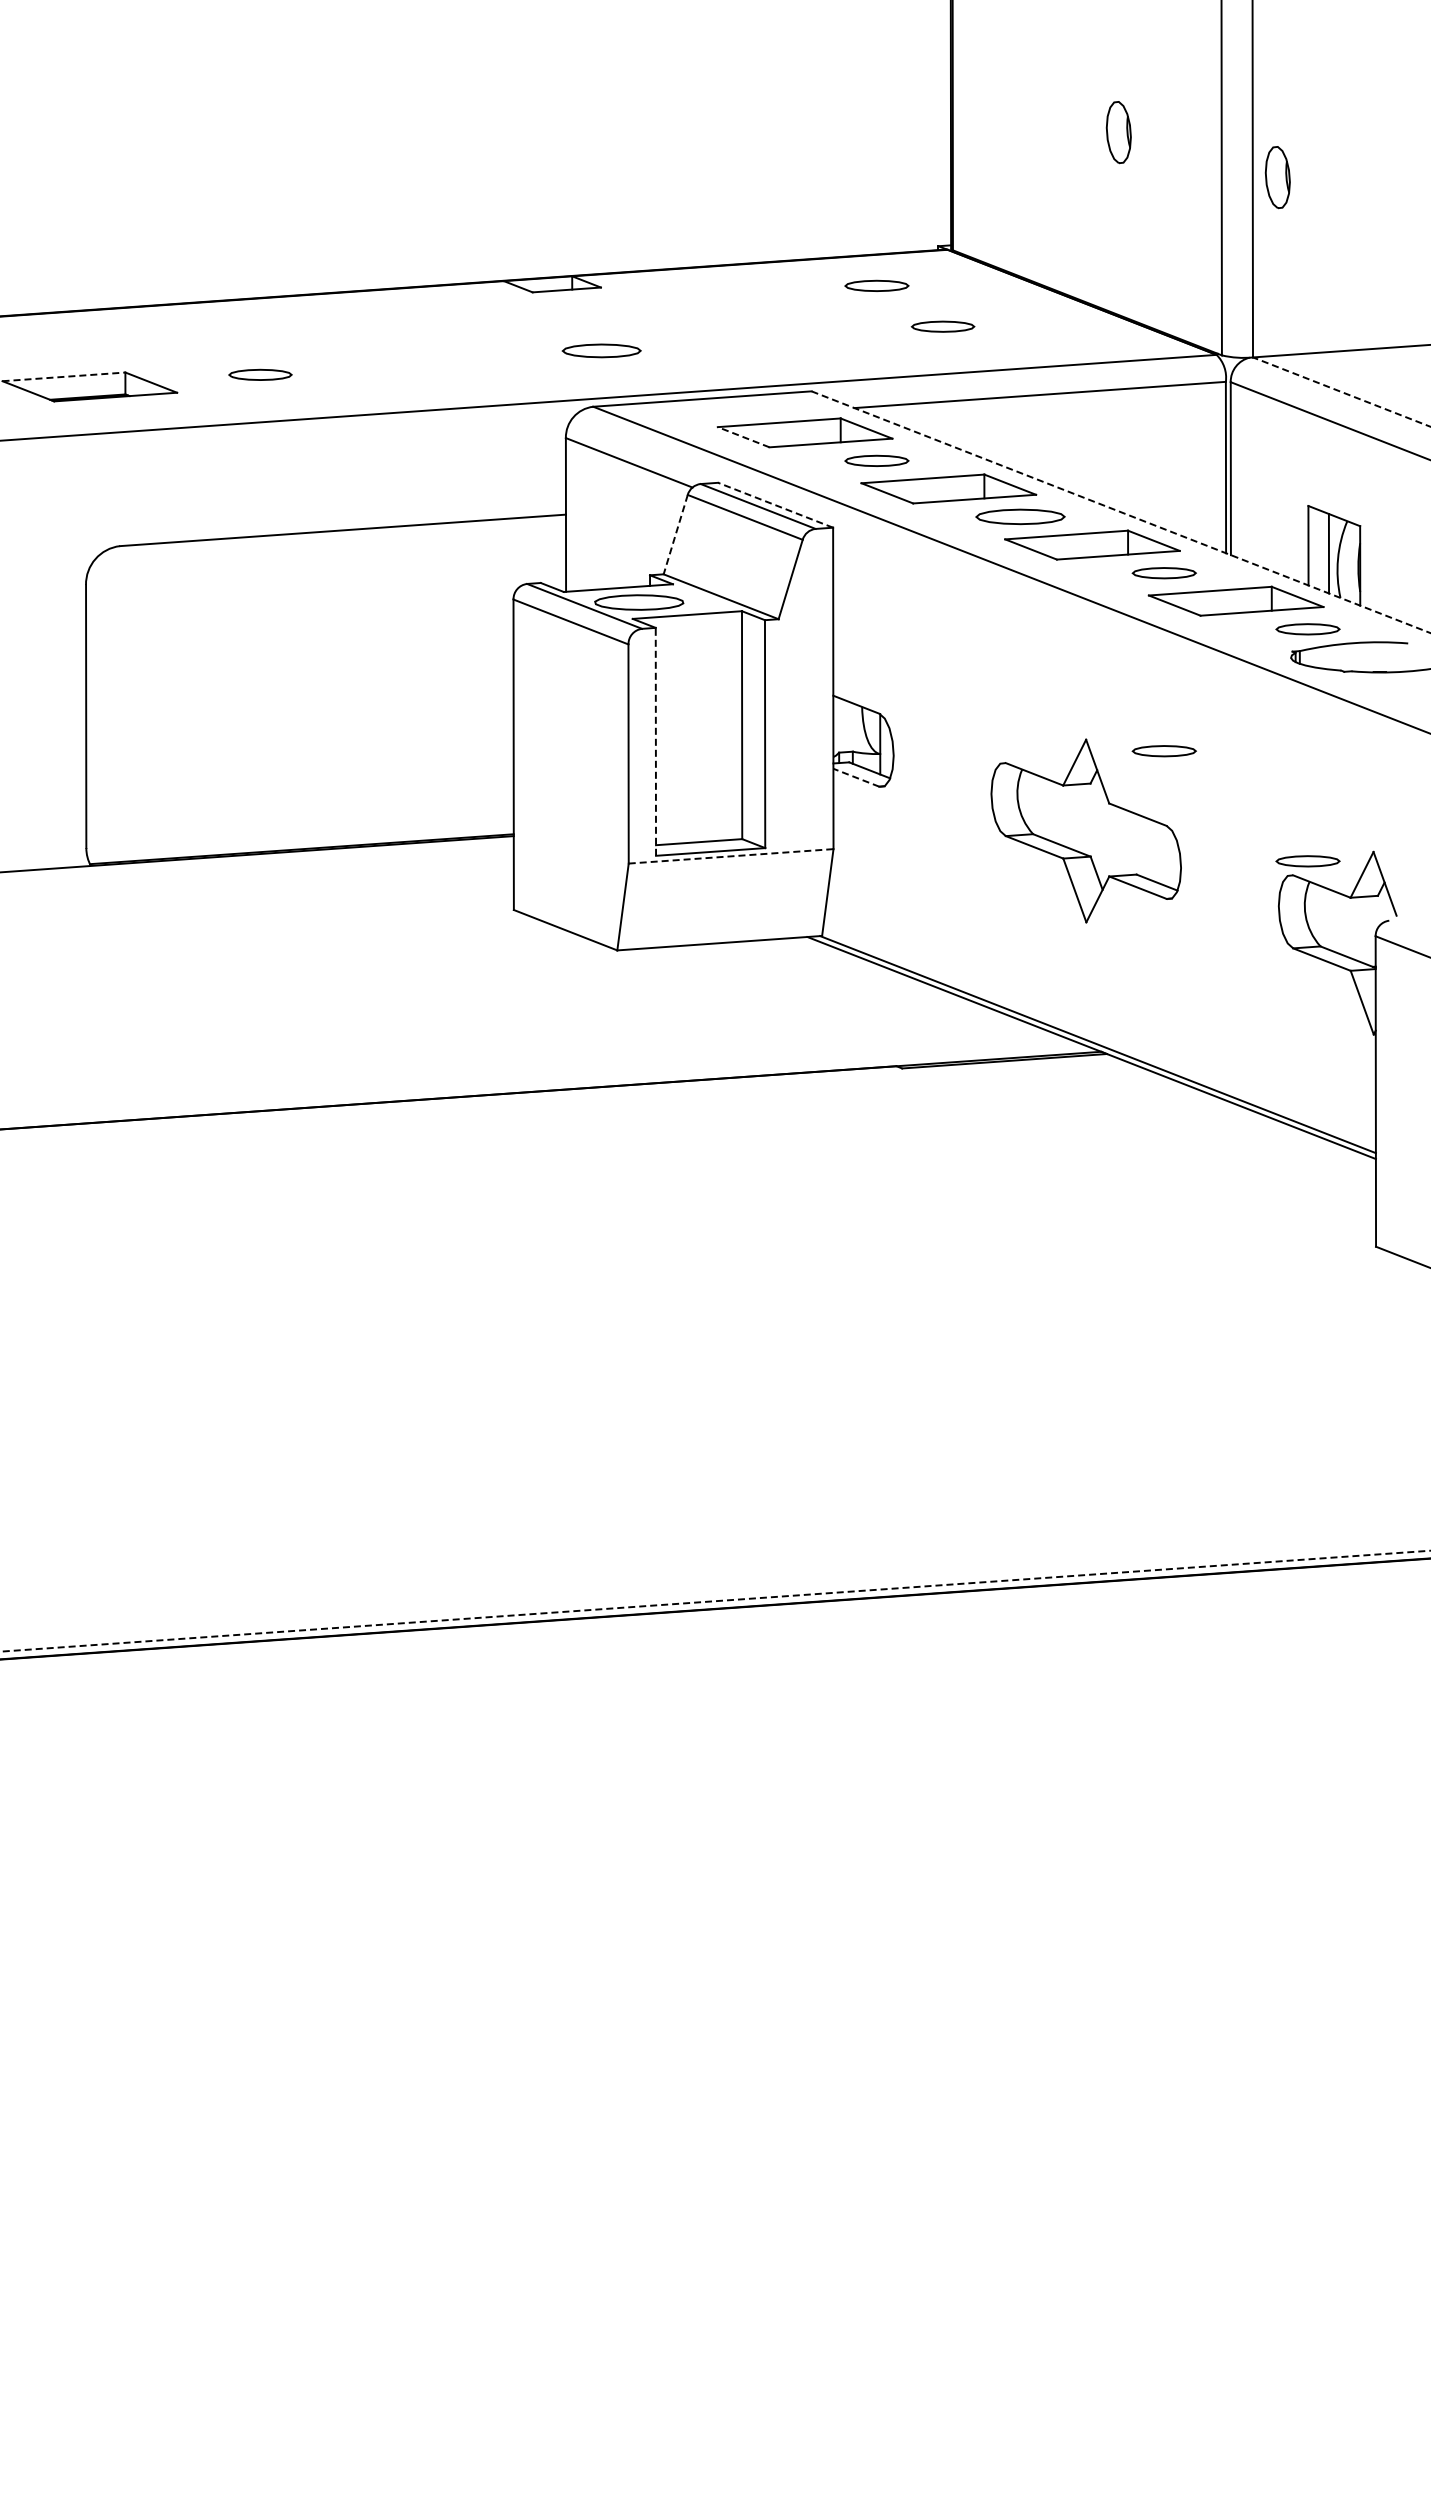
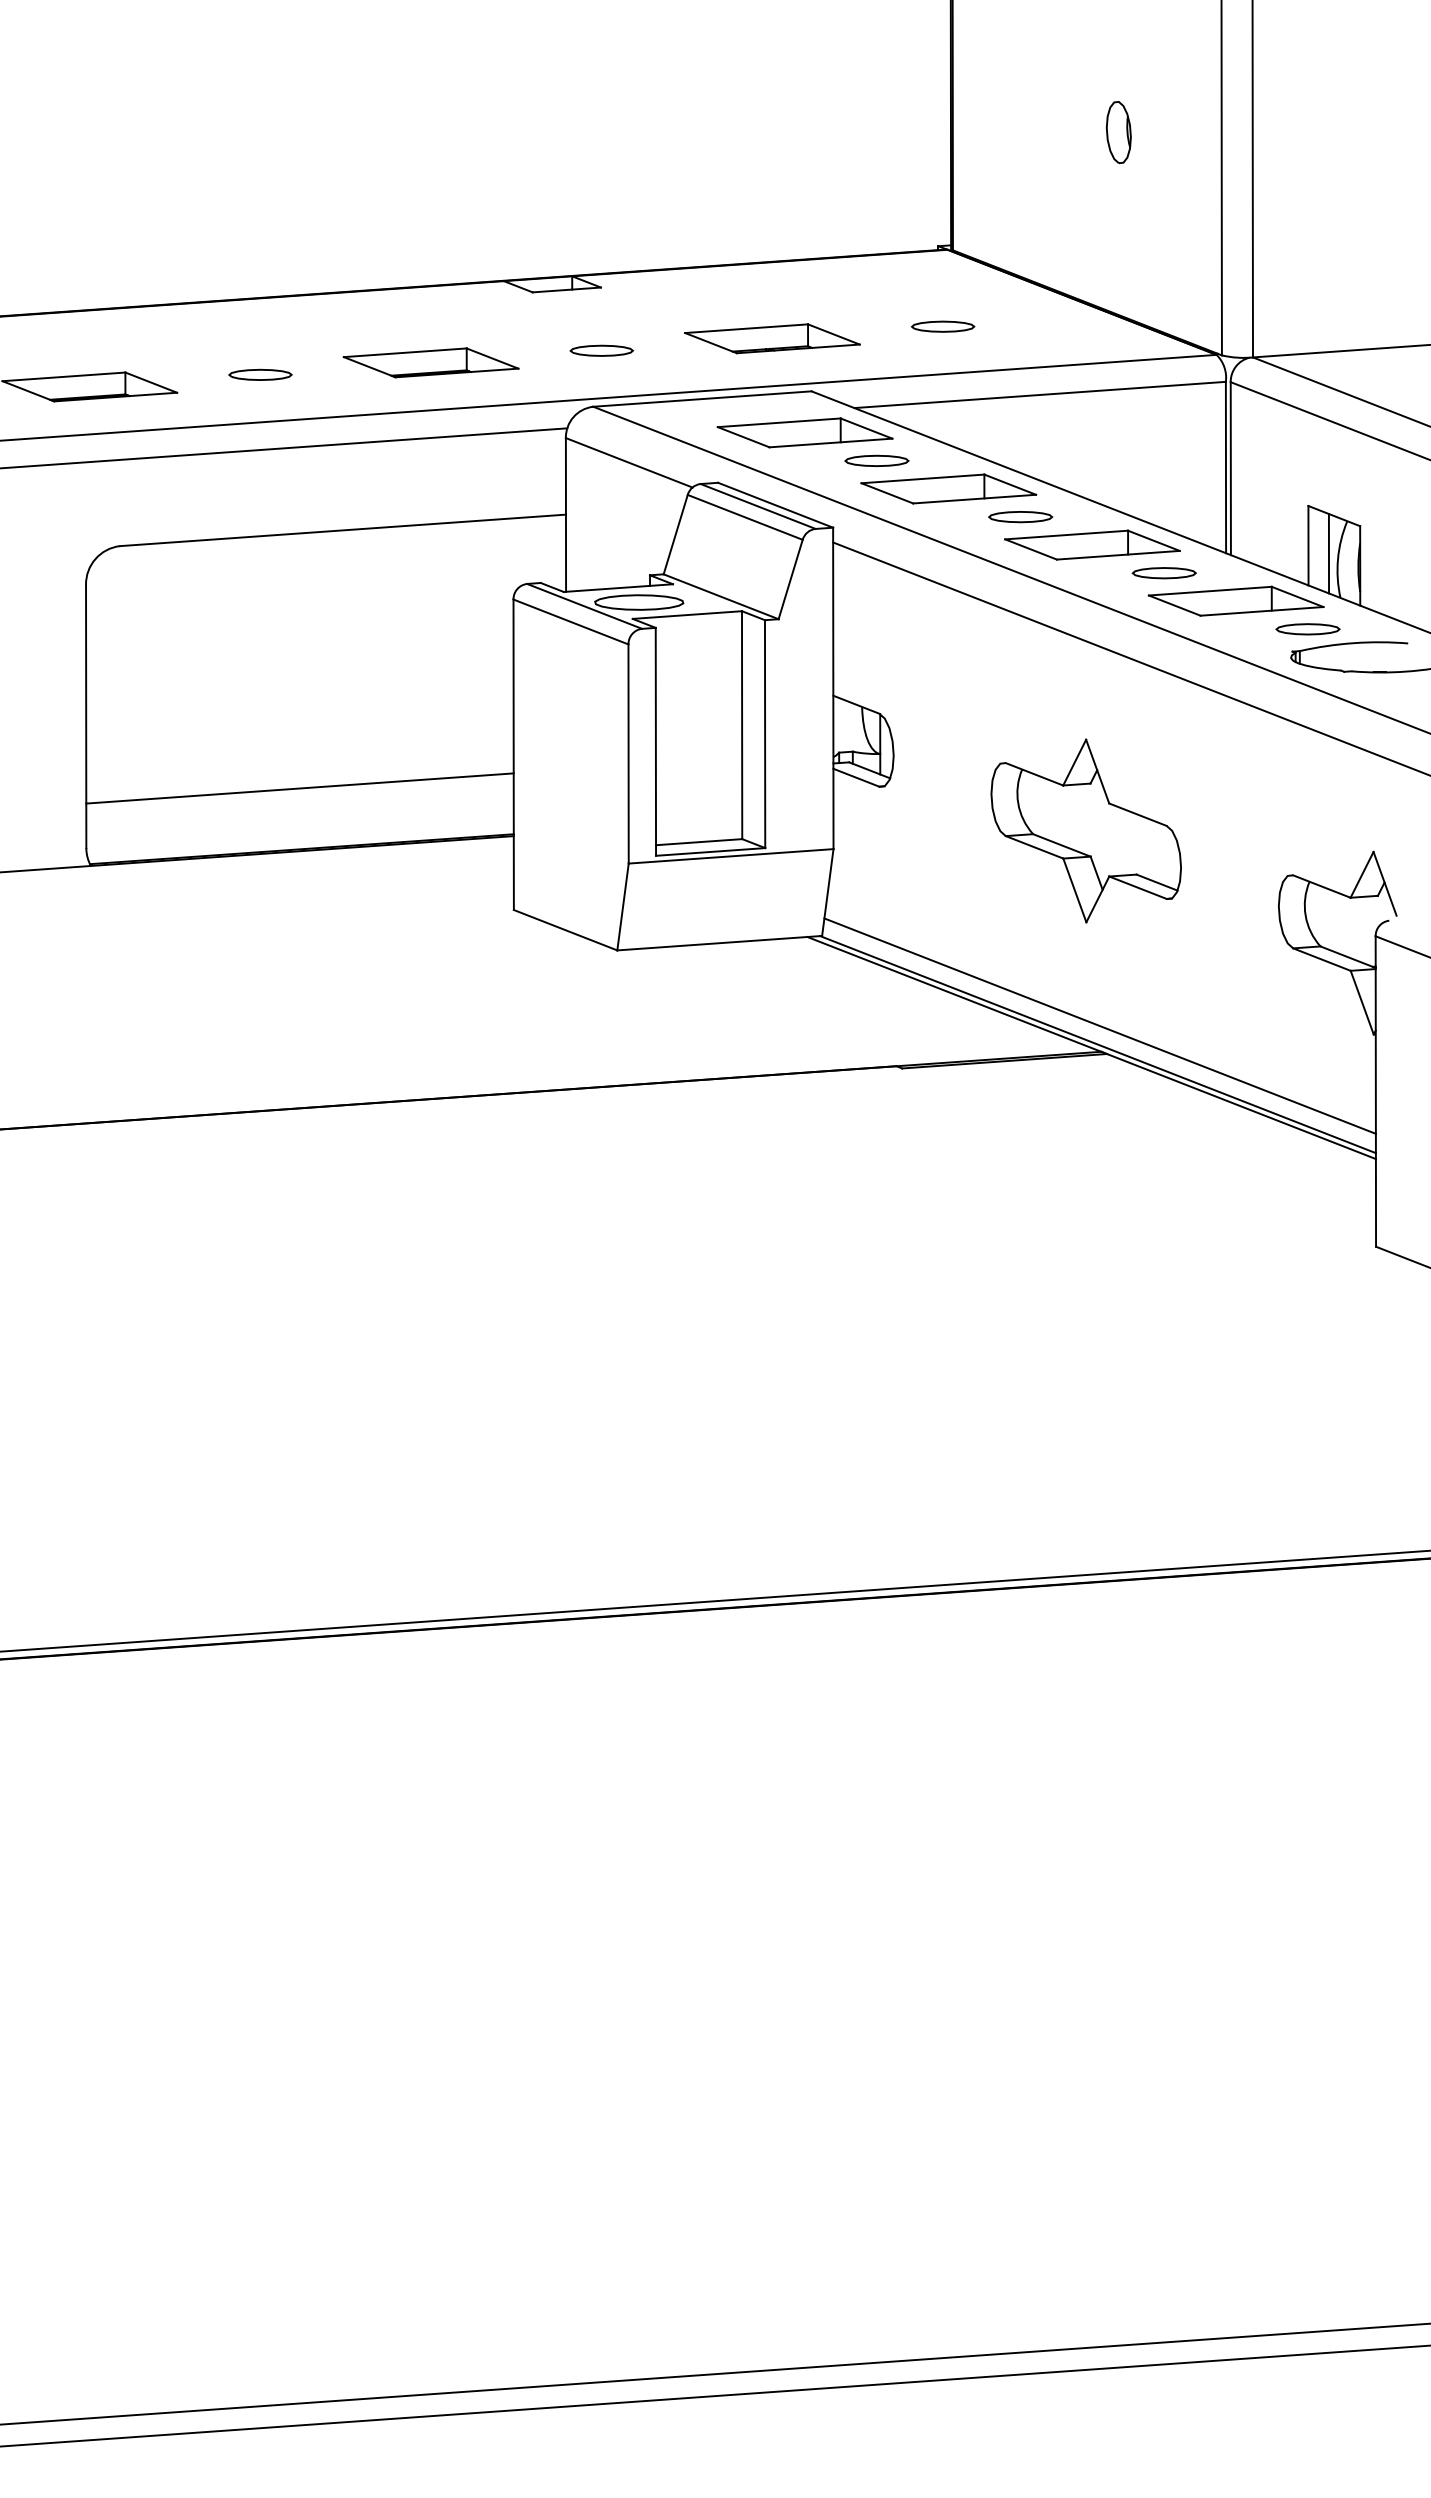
part: present -> none (1277, 177)
part: present -> none (876, 285)
part: none -> present (772, 338)
part size: 81x16 px -> 66x13 px (601, 350)
part: none -> present (430, 362)
line: dashed -> solid (63, 376)
line: dashed -> solid (1341, 392)
line: dashed -> solid (743, 437)
line: none -> present (284, 448)
line: dashed -> solid (775, 505)
line: dashed -> solid (1121, 512)
part size: 91x18 px -> 66x13 px (1020, 517)
line: dashed -> solid (675, 535)
line: none -> present (1130, 658)
line: dashed -> solid (655, 741)
part: present -> none (1163, 751)
line: dashed -> solid (856, 777)
line: none -> present (299, 788)
line: dashed -> solid (731, 856)
part: present -> none (1307, 861)
line: none -> present (1099, 1025)
line: dashed -> solid (715, 1601)
line: none -> present (714, 2373)
line: none -> present (714, 2395)
